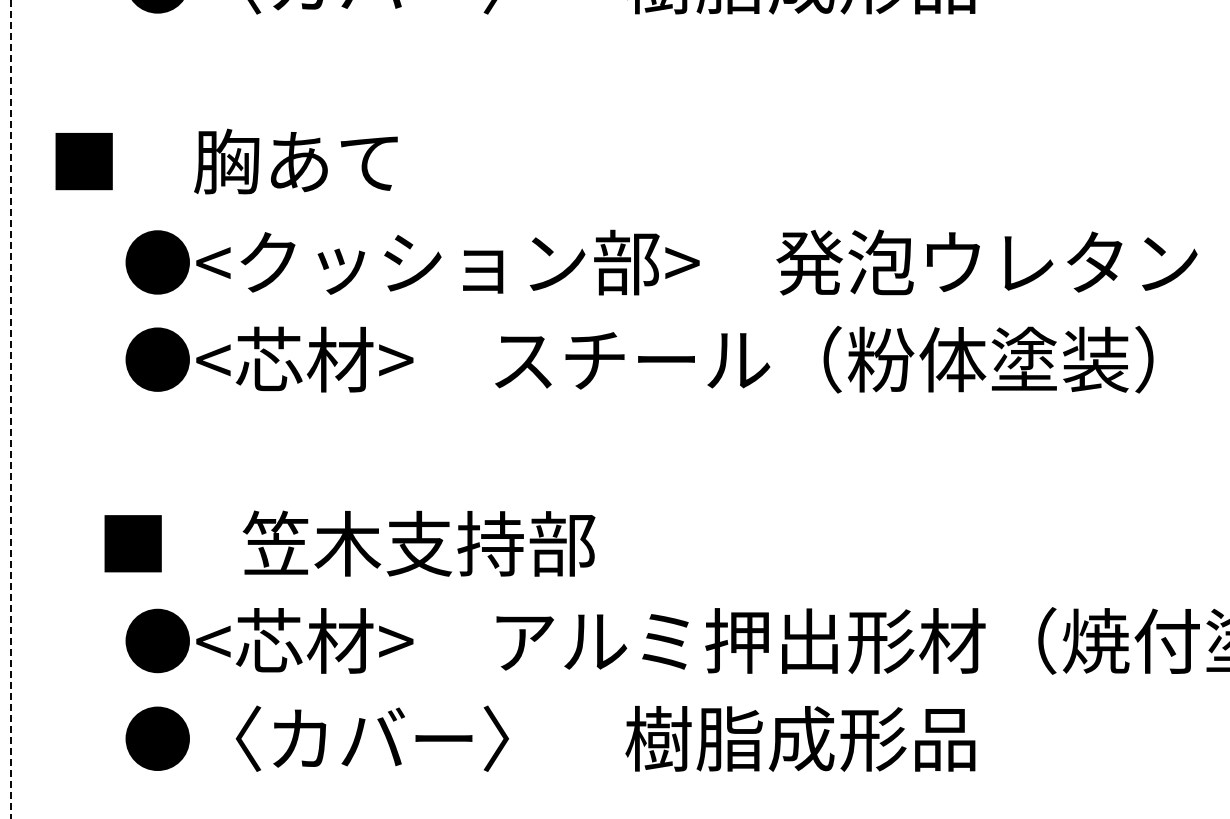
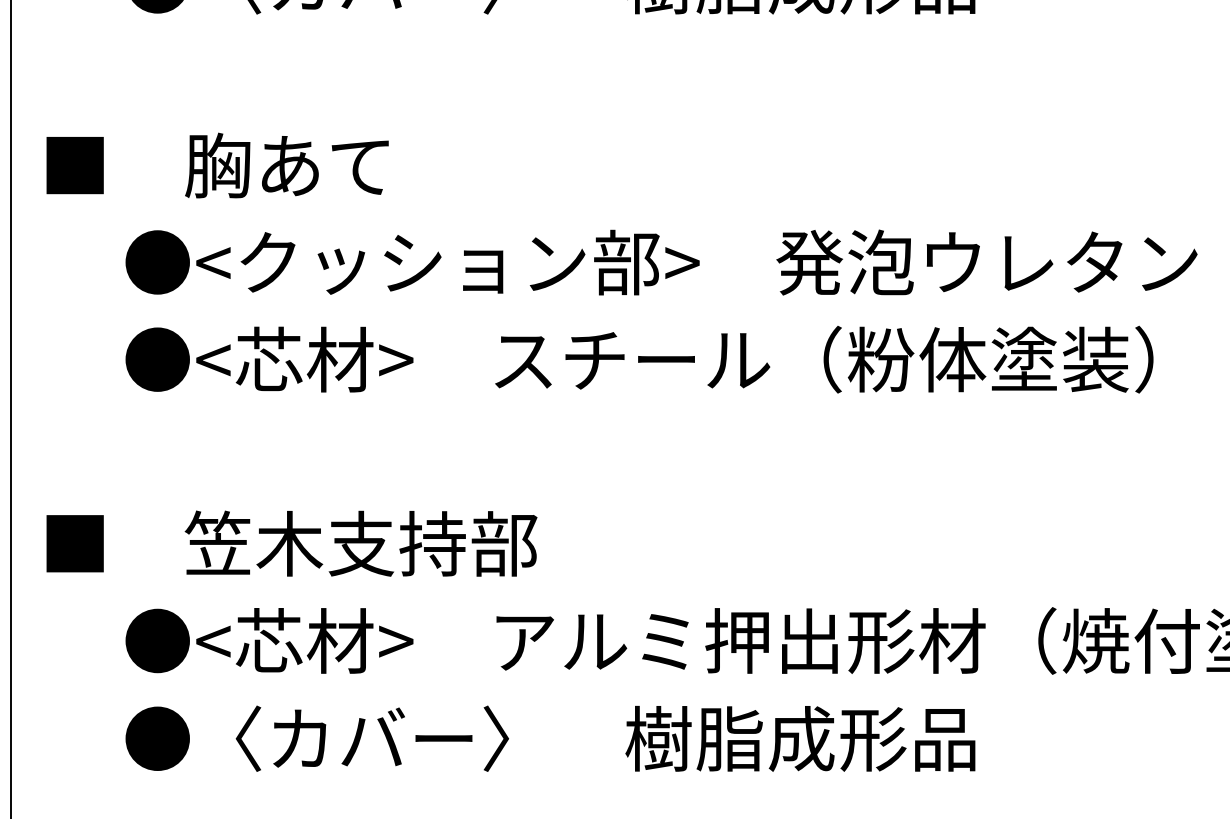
text position: (226, 161) -> (217, 165) (217, 165)
line: dashed -> solid (11, 410)
text position: (349, 543) -> (291, 543) (291, 543)
